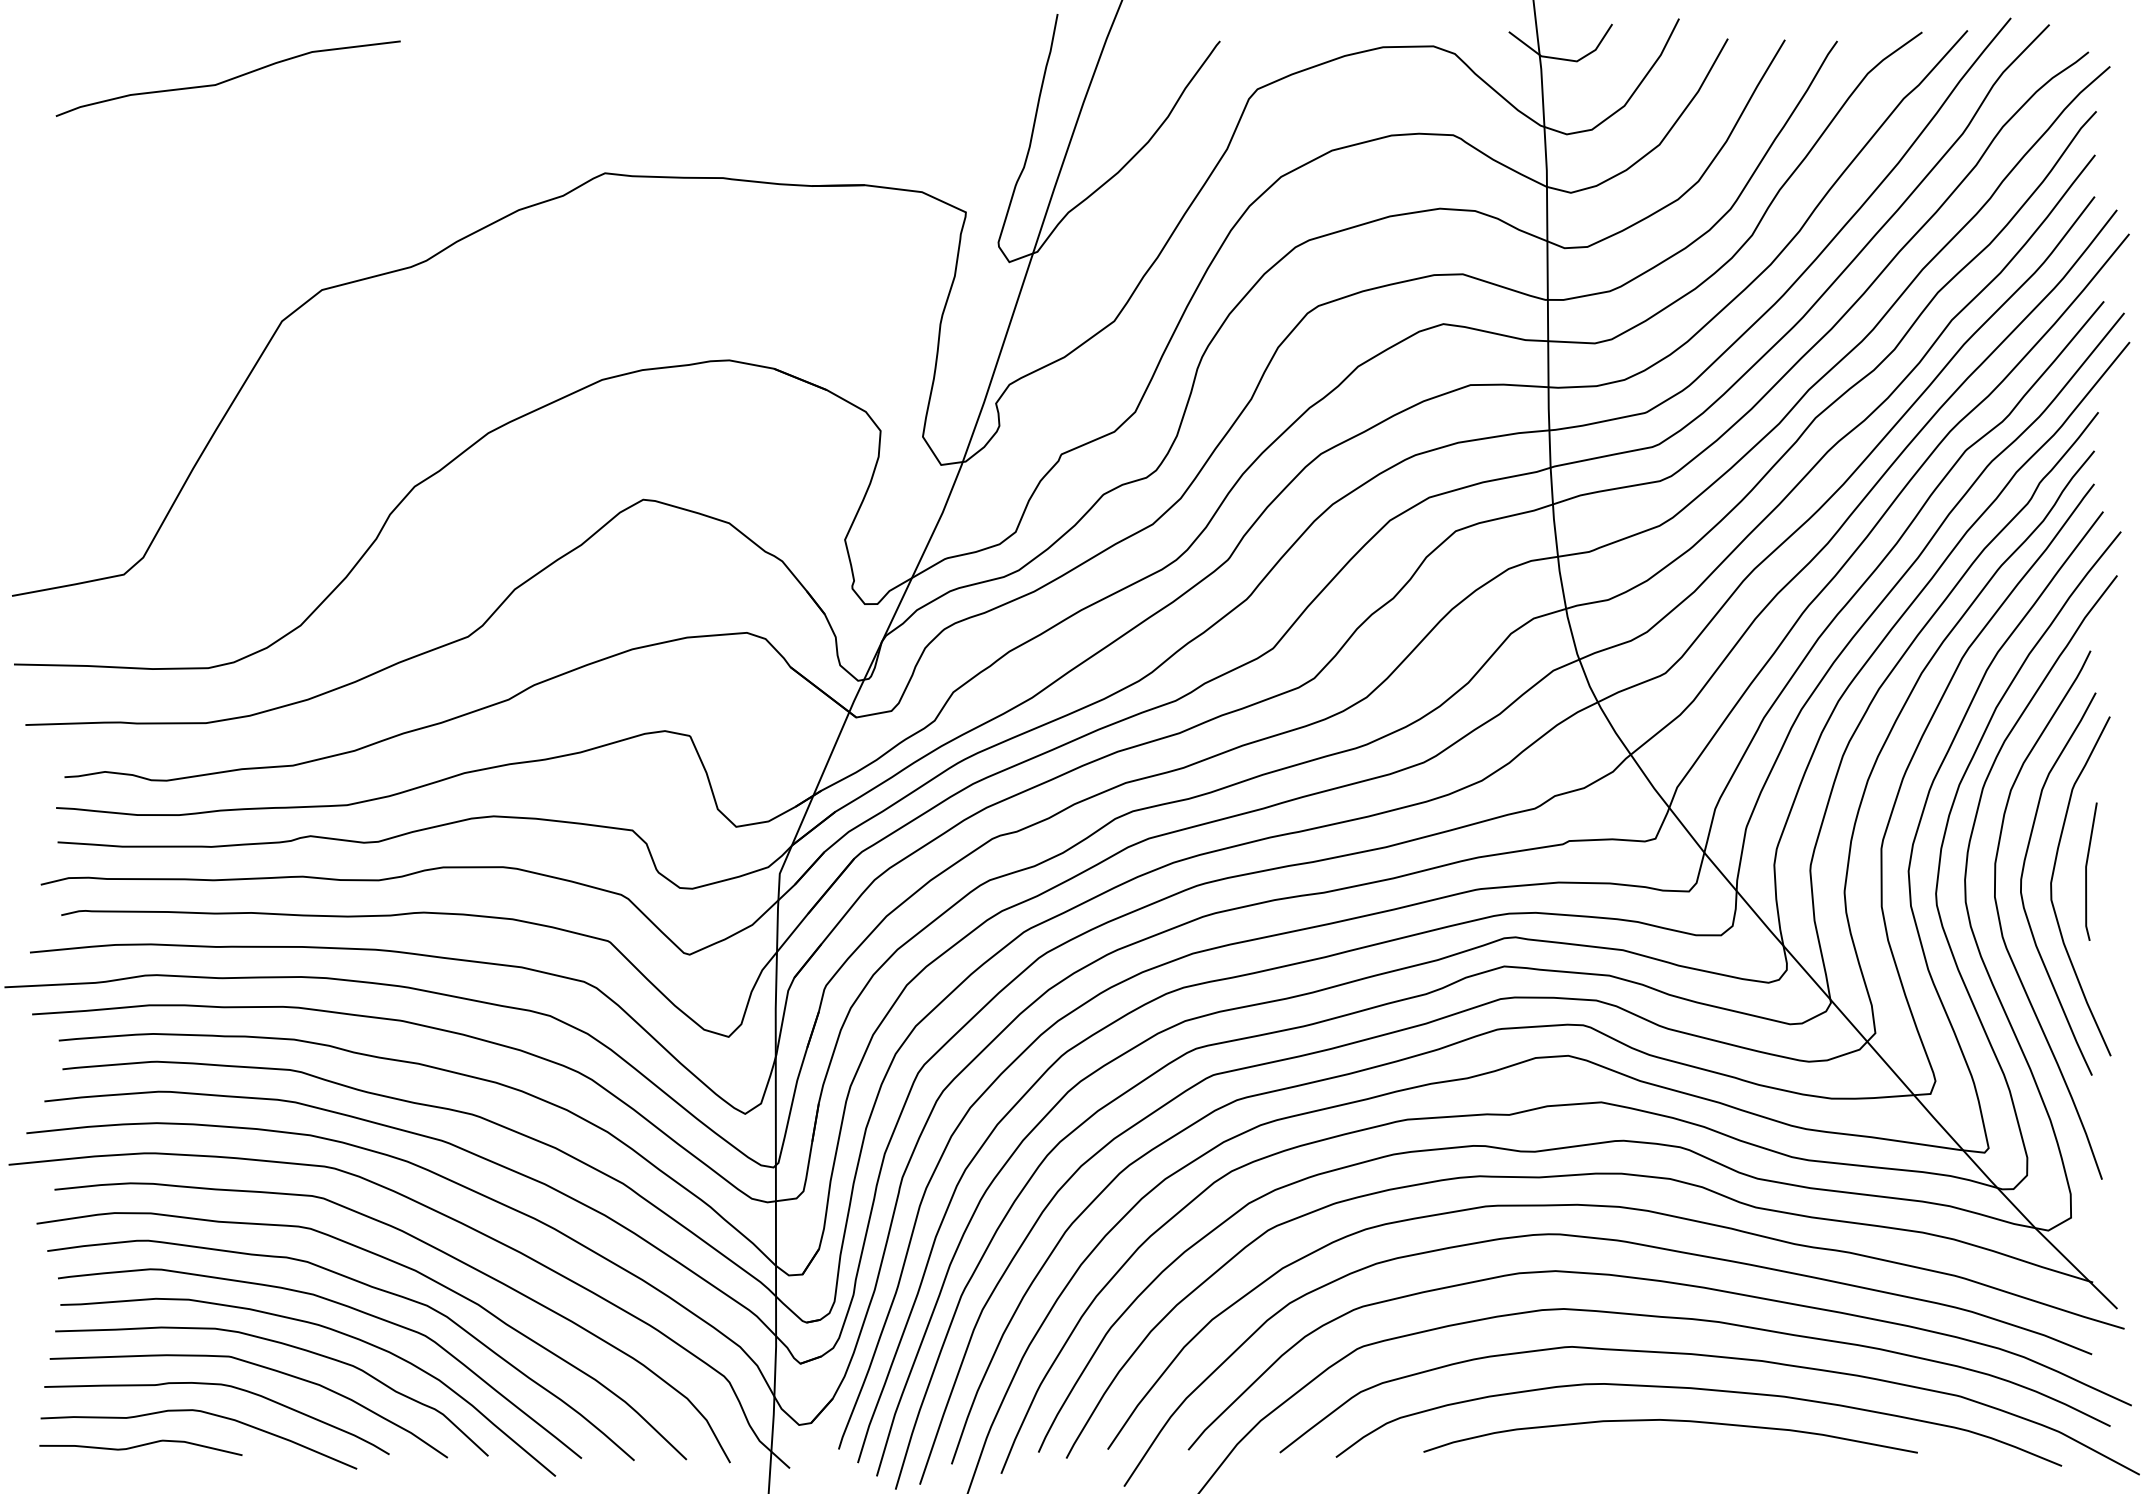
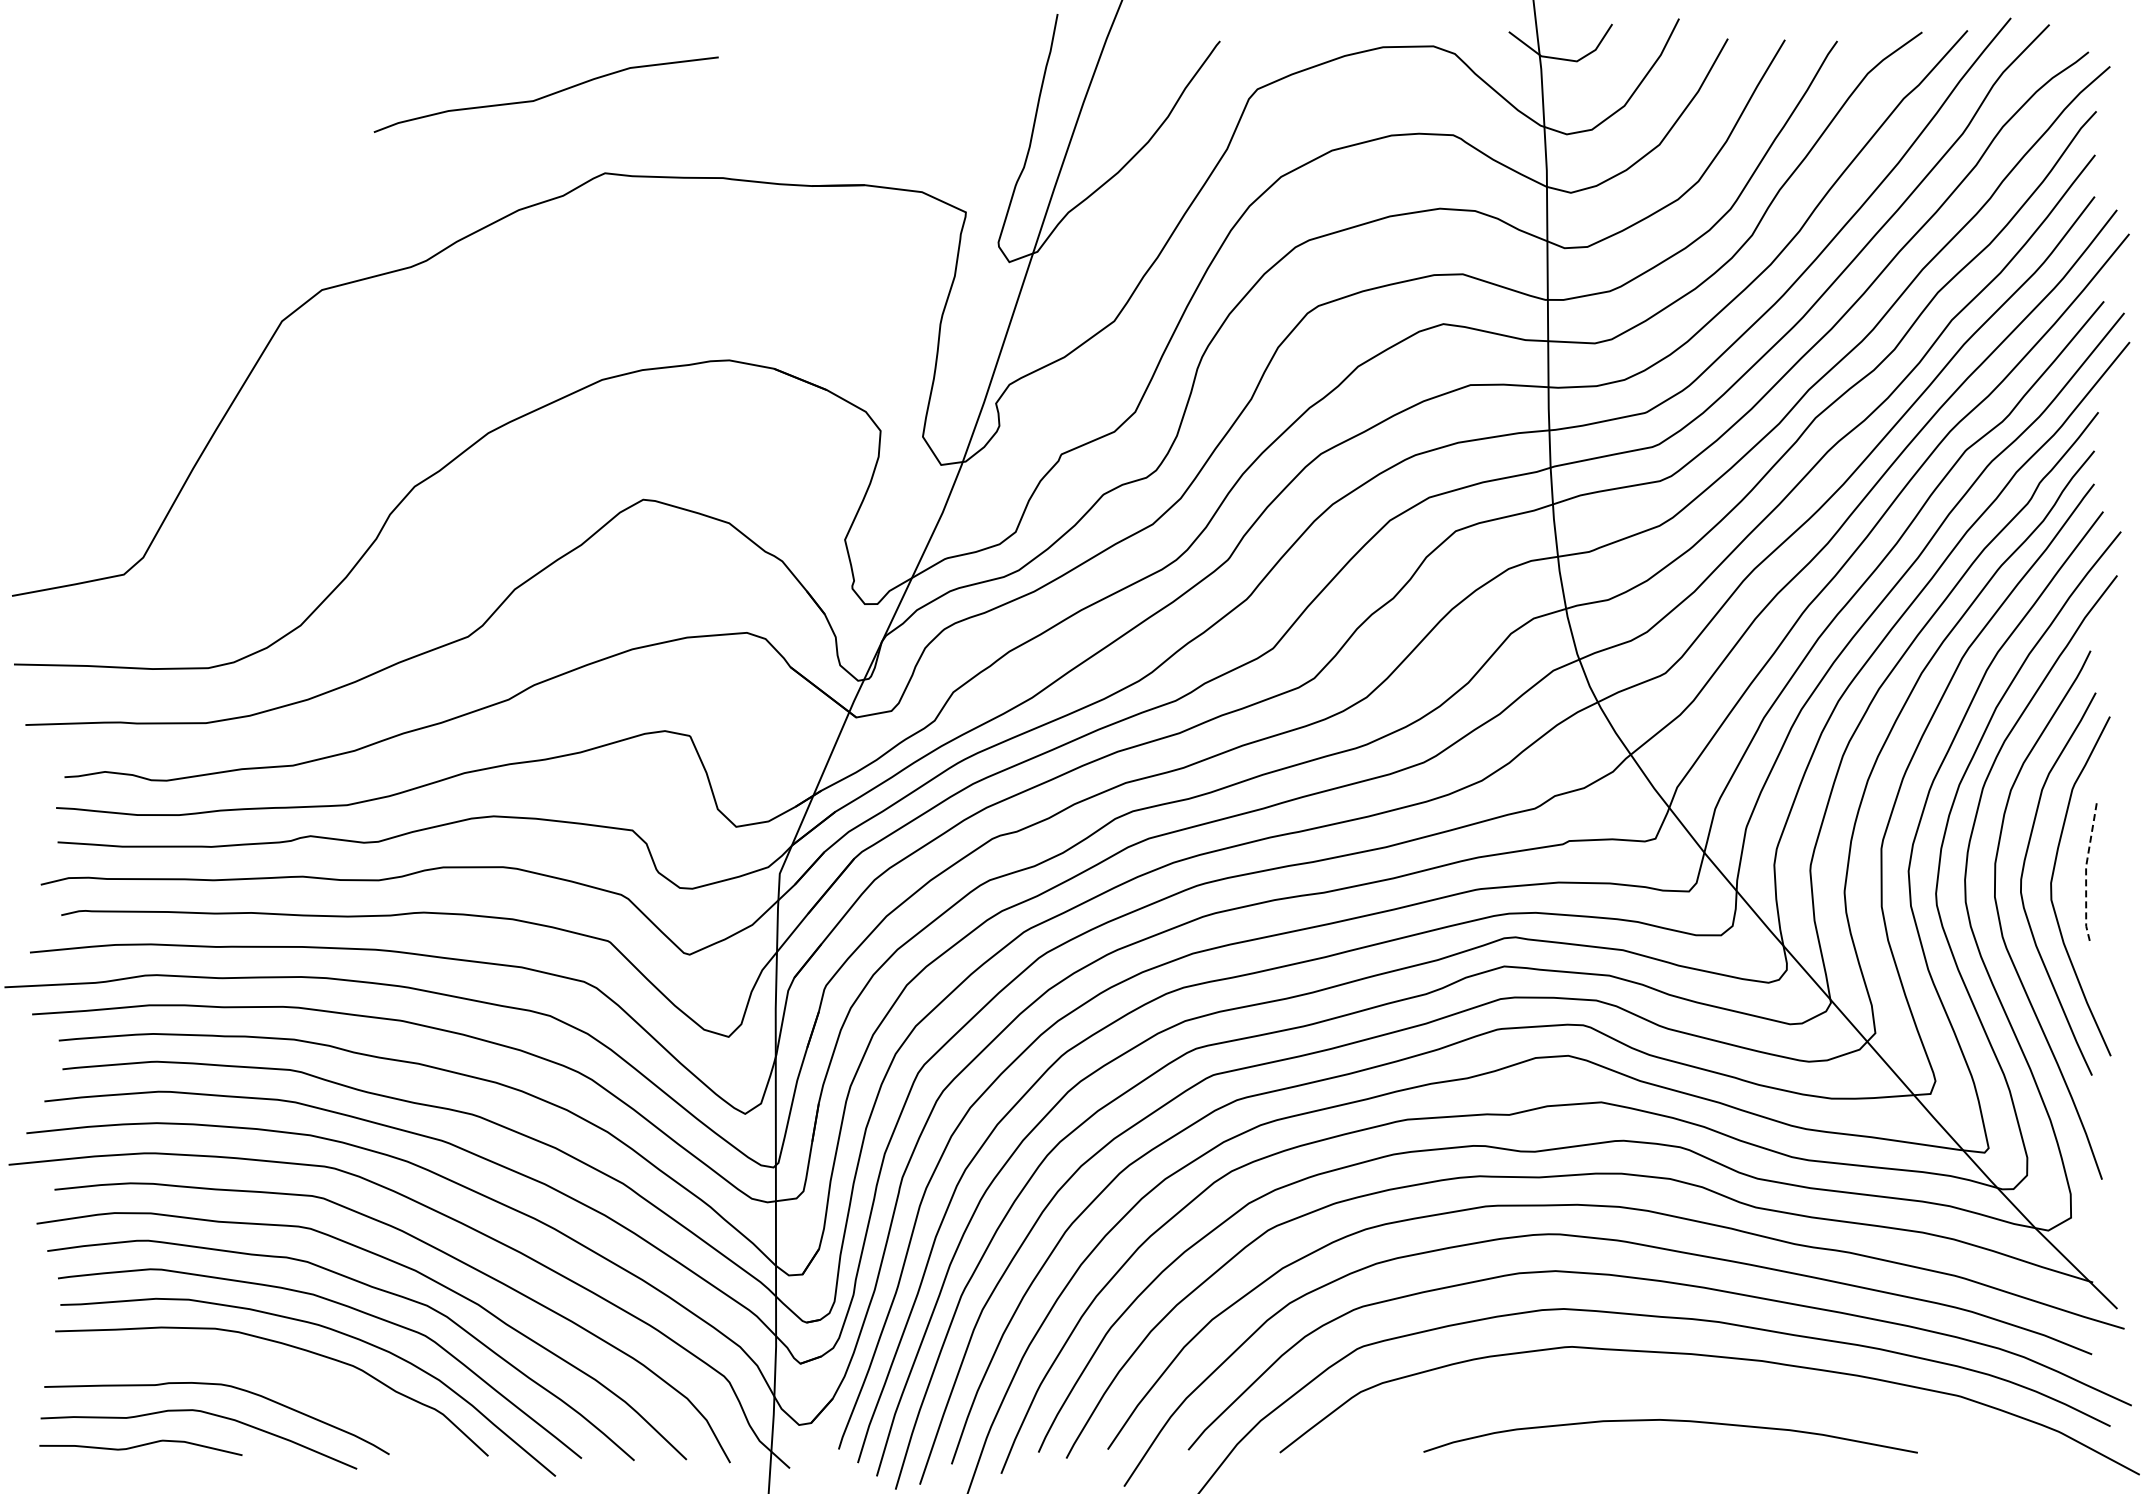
curve position: (227, 79) -> (545, 95) (545, 95)
line: solid -> dashed (2086, 871)
curve: present -> none (261, 1367)
curve: present -> none (1702, 1390)
